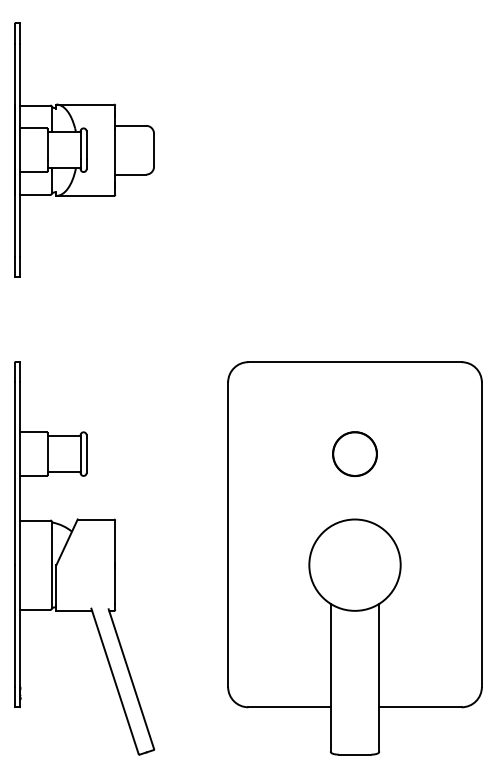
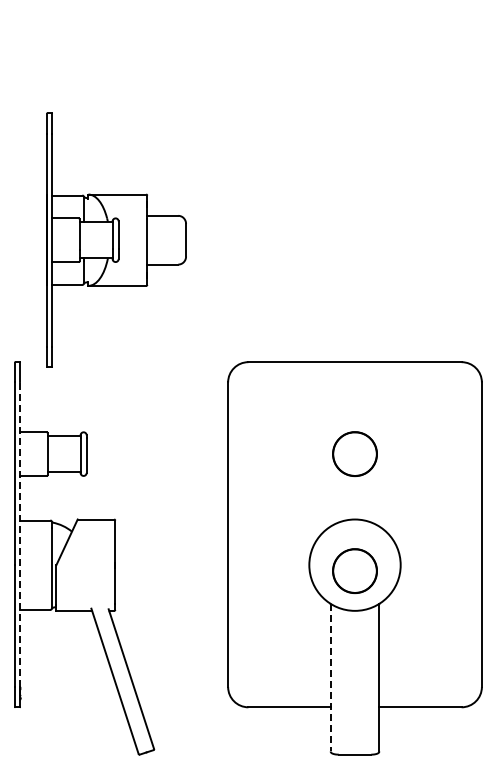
part position: (84, 149) -> (116, 239) (116, 239)
line: solid -> dashed (20, 534)
circle: none -> present (354, 570)
line: solid -> dashed (330, 677)
